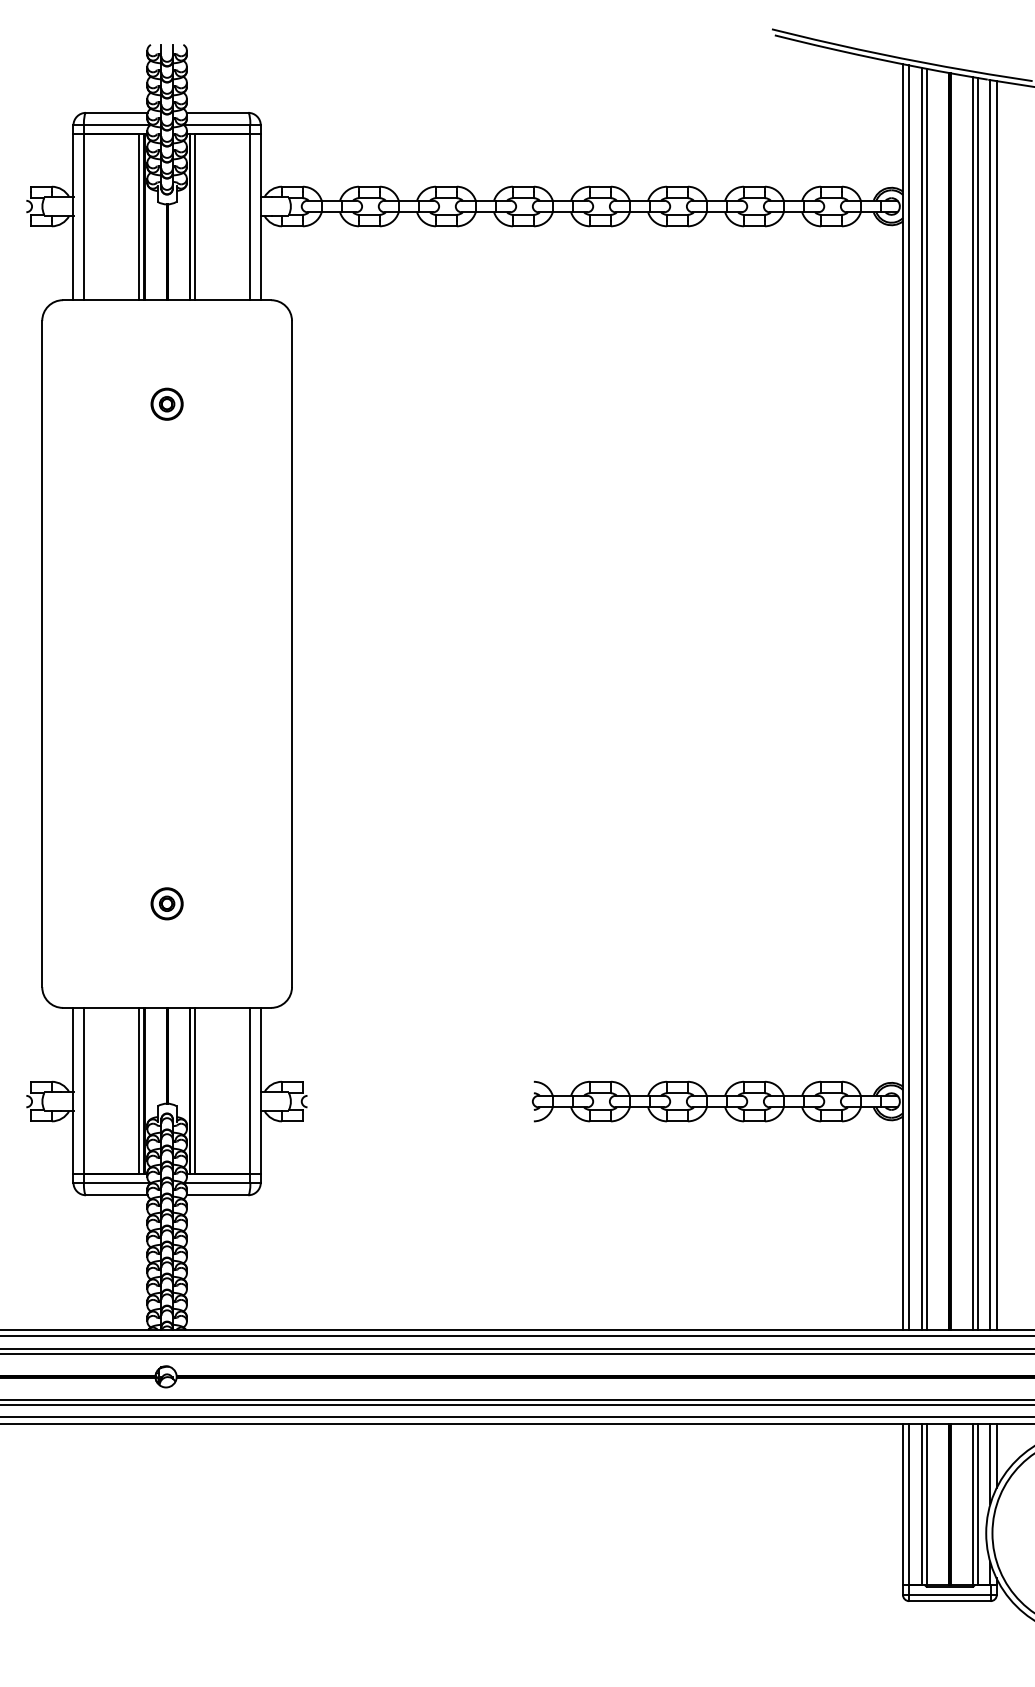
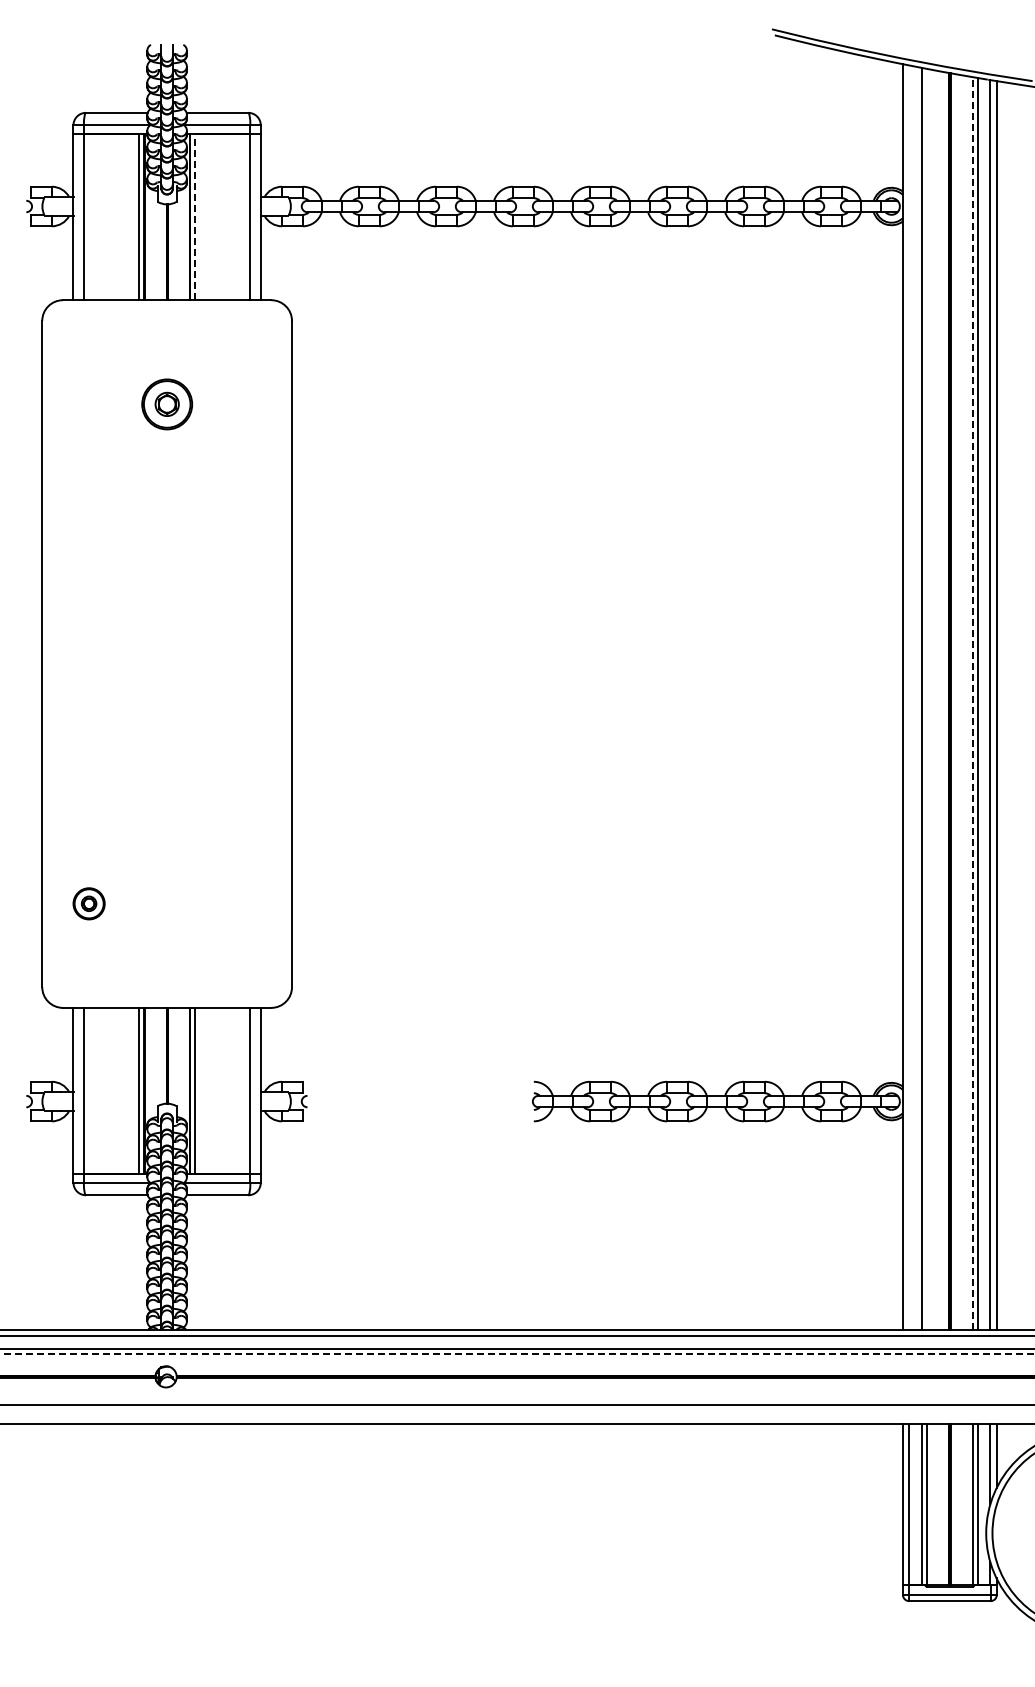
line: solid -> dashed (195, 216)
part size: 34x34 px -> 53x53 px (167, 404)
line: present -> none (909, 697)
line: present -> none (926, 699)
line: solid -> dashed (972, 703)
part position: (166, 903) -> (88, 903) (88, 903)
line: solid -> dashed (517, 1353)
line: present -> none (516, 1399)
line: present -> none (516, 1417)
